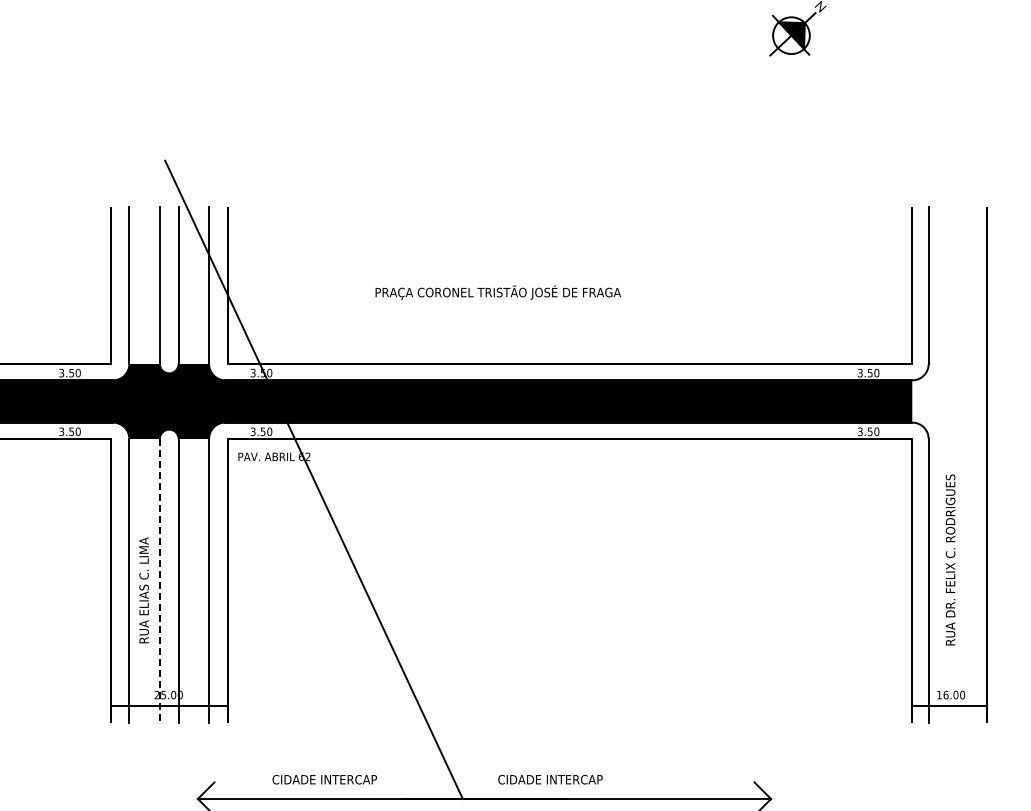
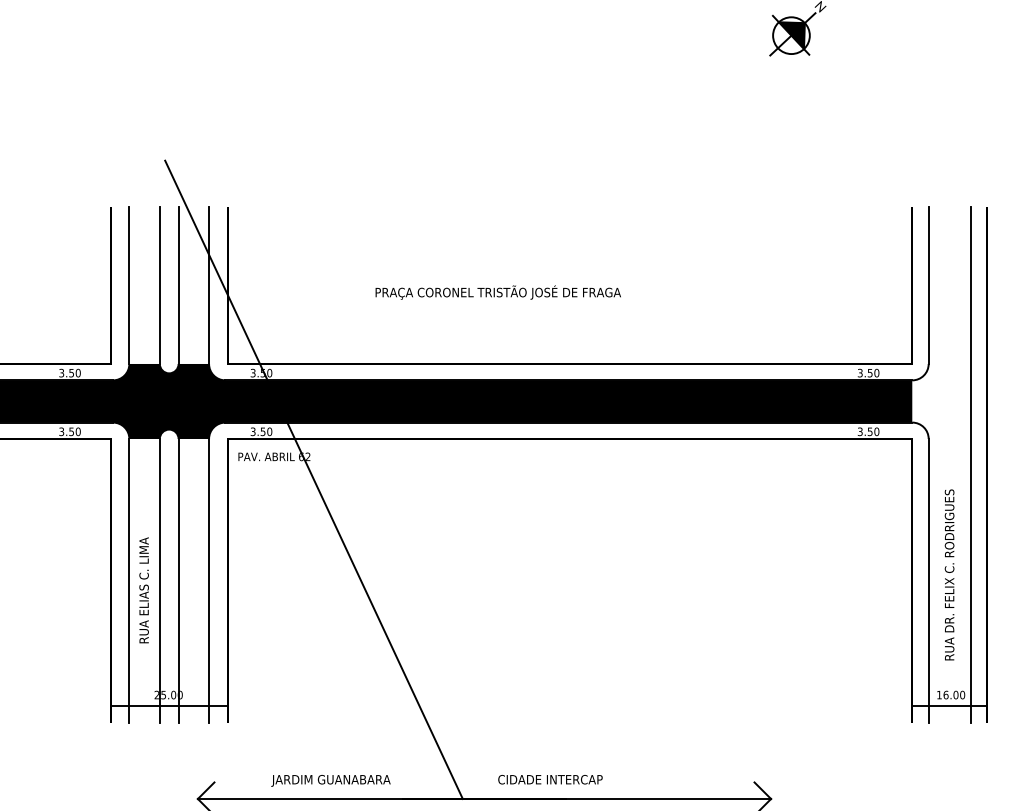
line: none -> present (970, 464)
text position: (950, 559) -> (949, 574) (949, 574)
line: dashed -> solid (159, 580)
text: CIDADE INTERCAP -> JARDIM GUANABARA (330, 780)
